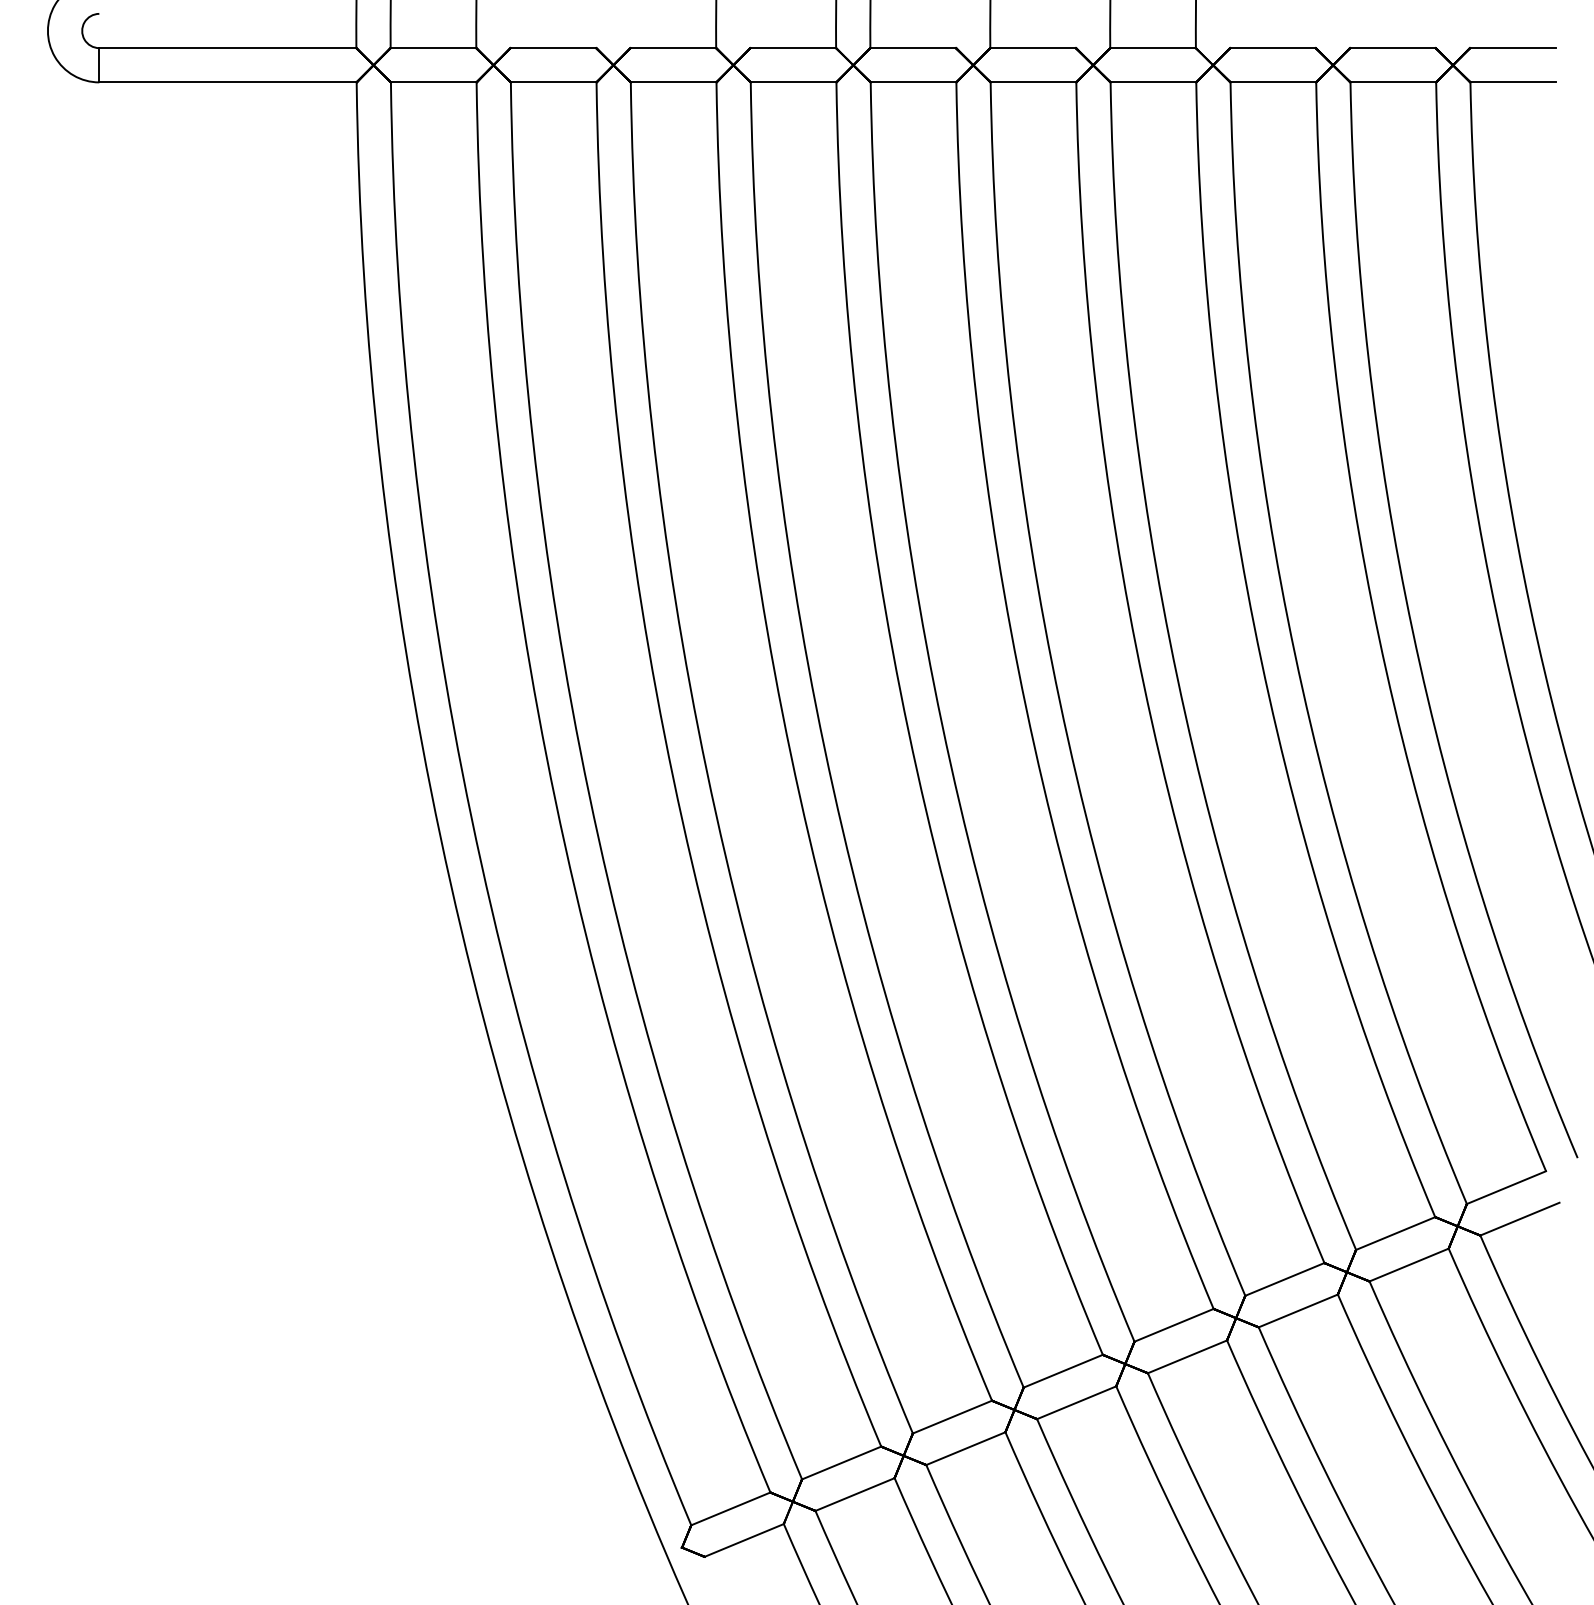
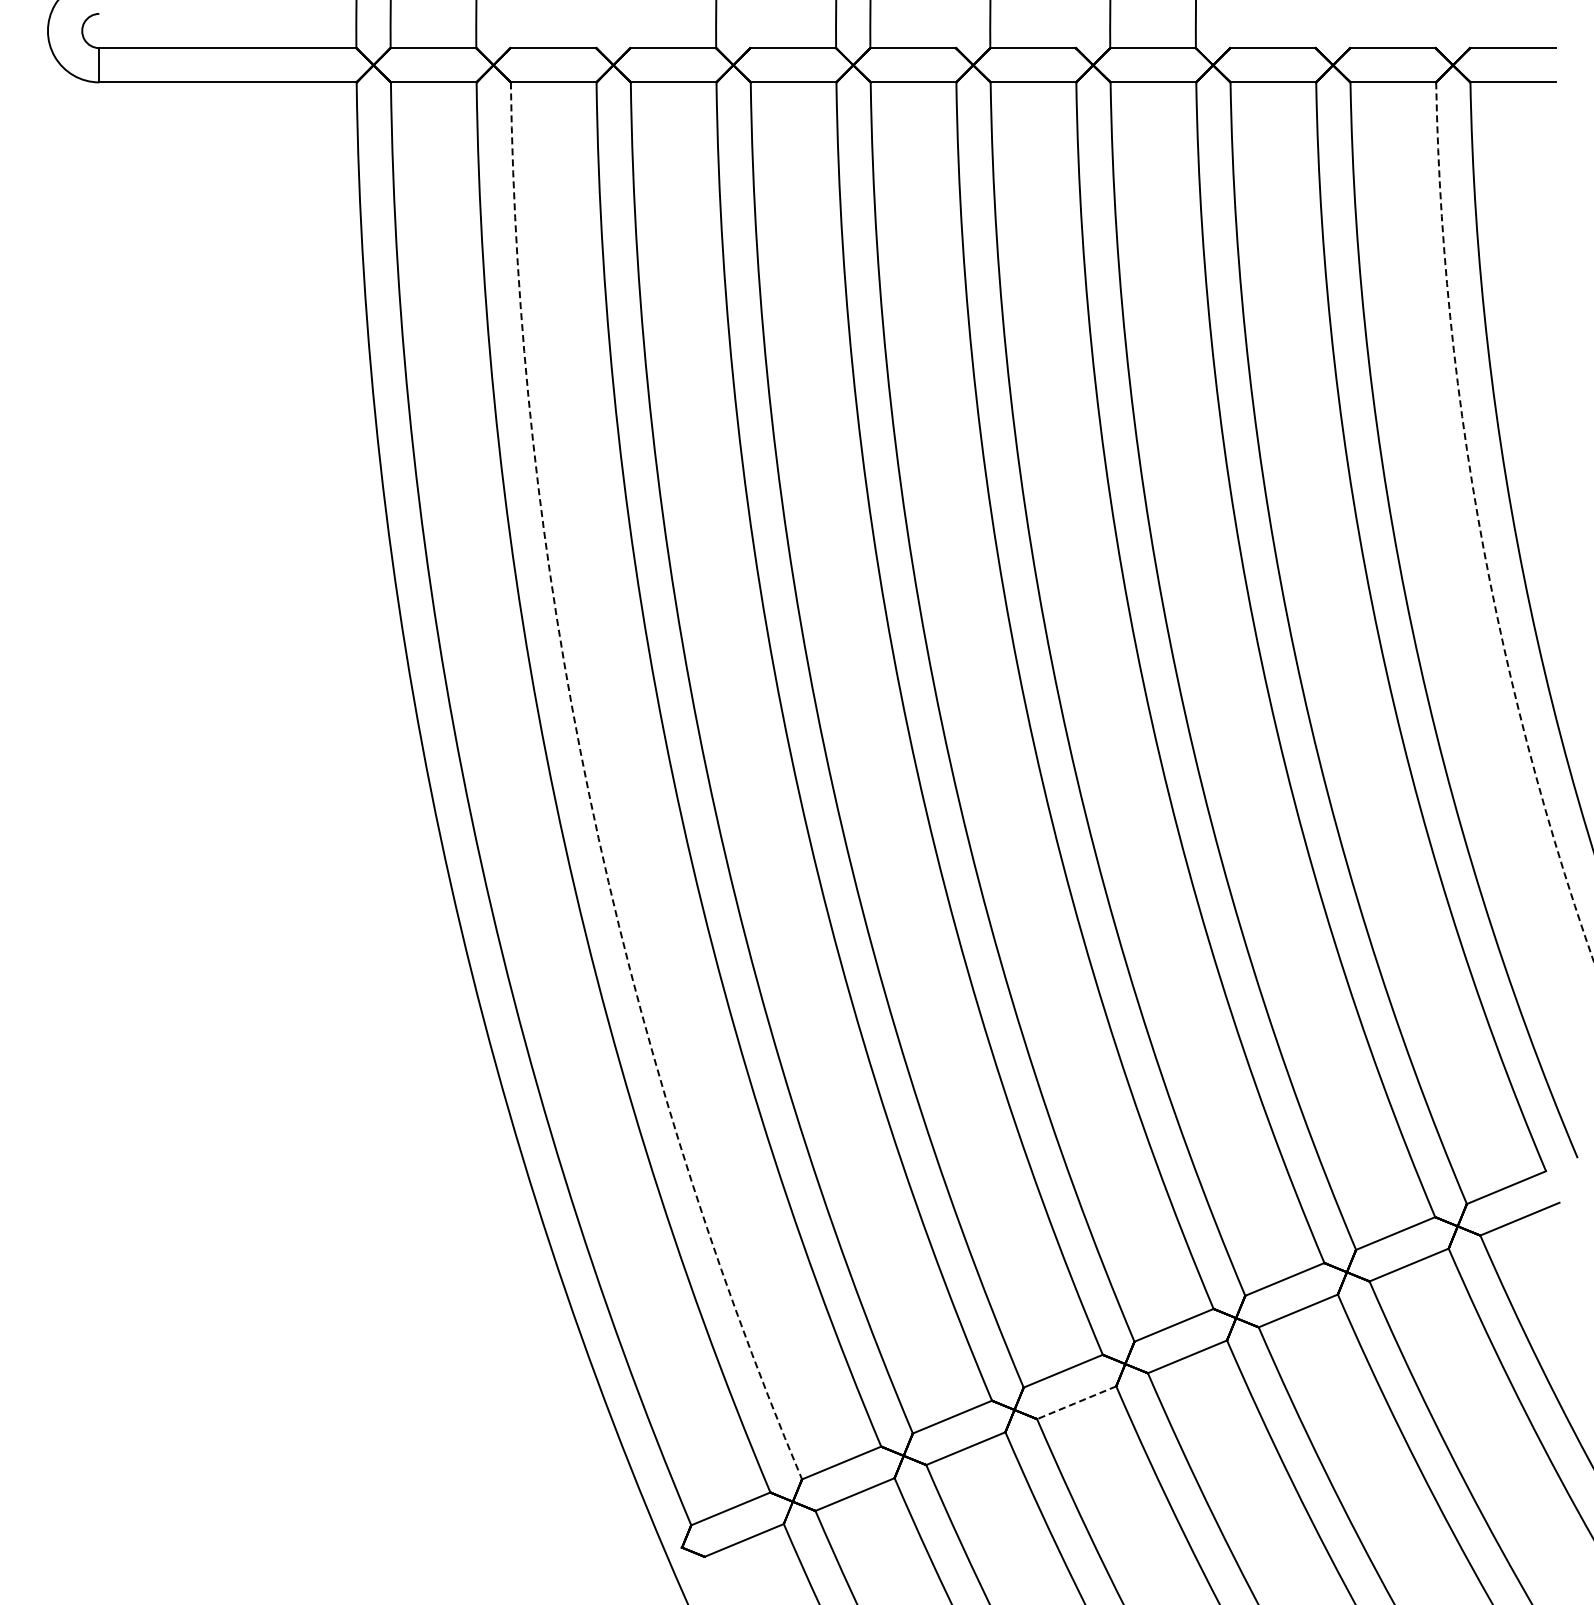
arc: solid -> dashed (1480, 528)
arc: solid -> dashed (589, 794)
line: solid -> dashed (1076, 1402)
